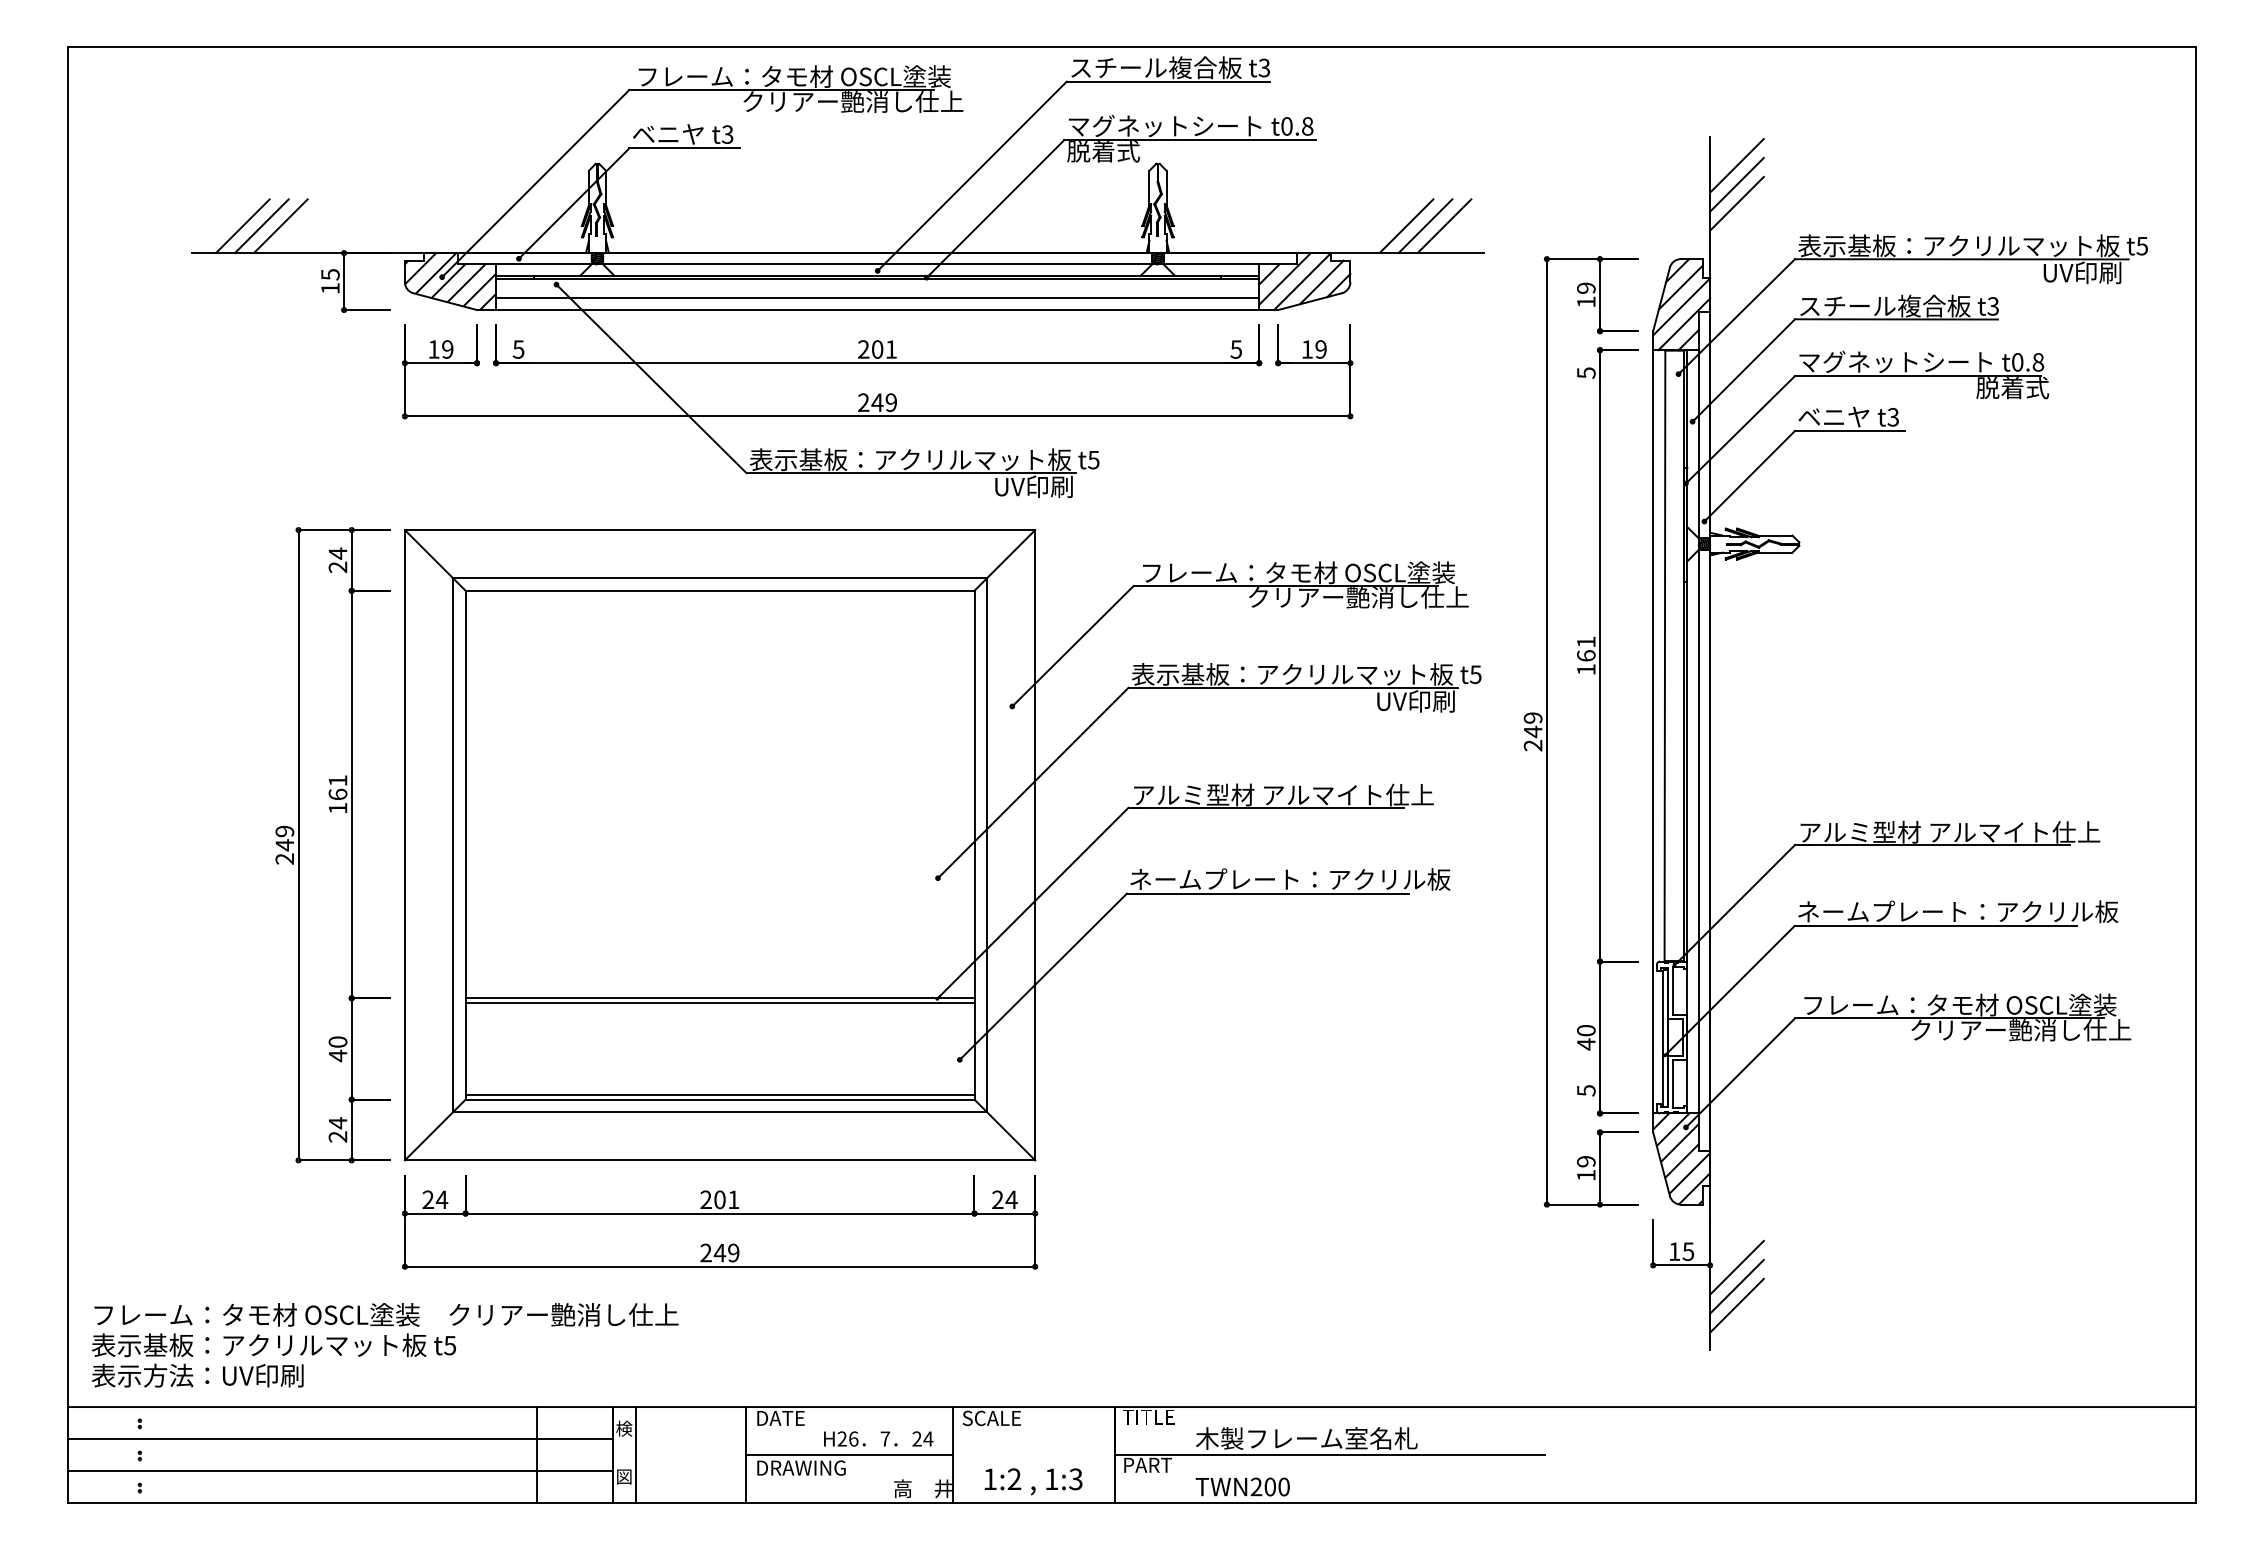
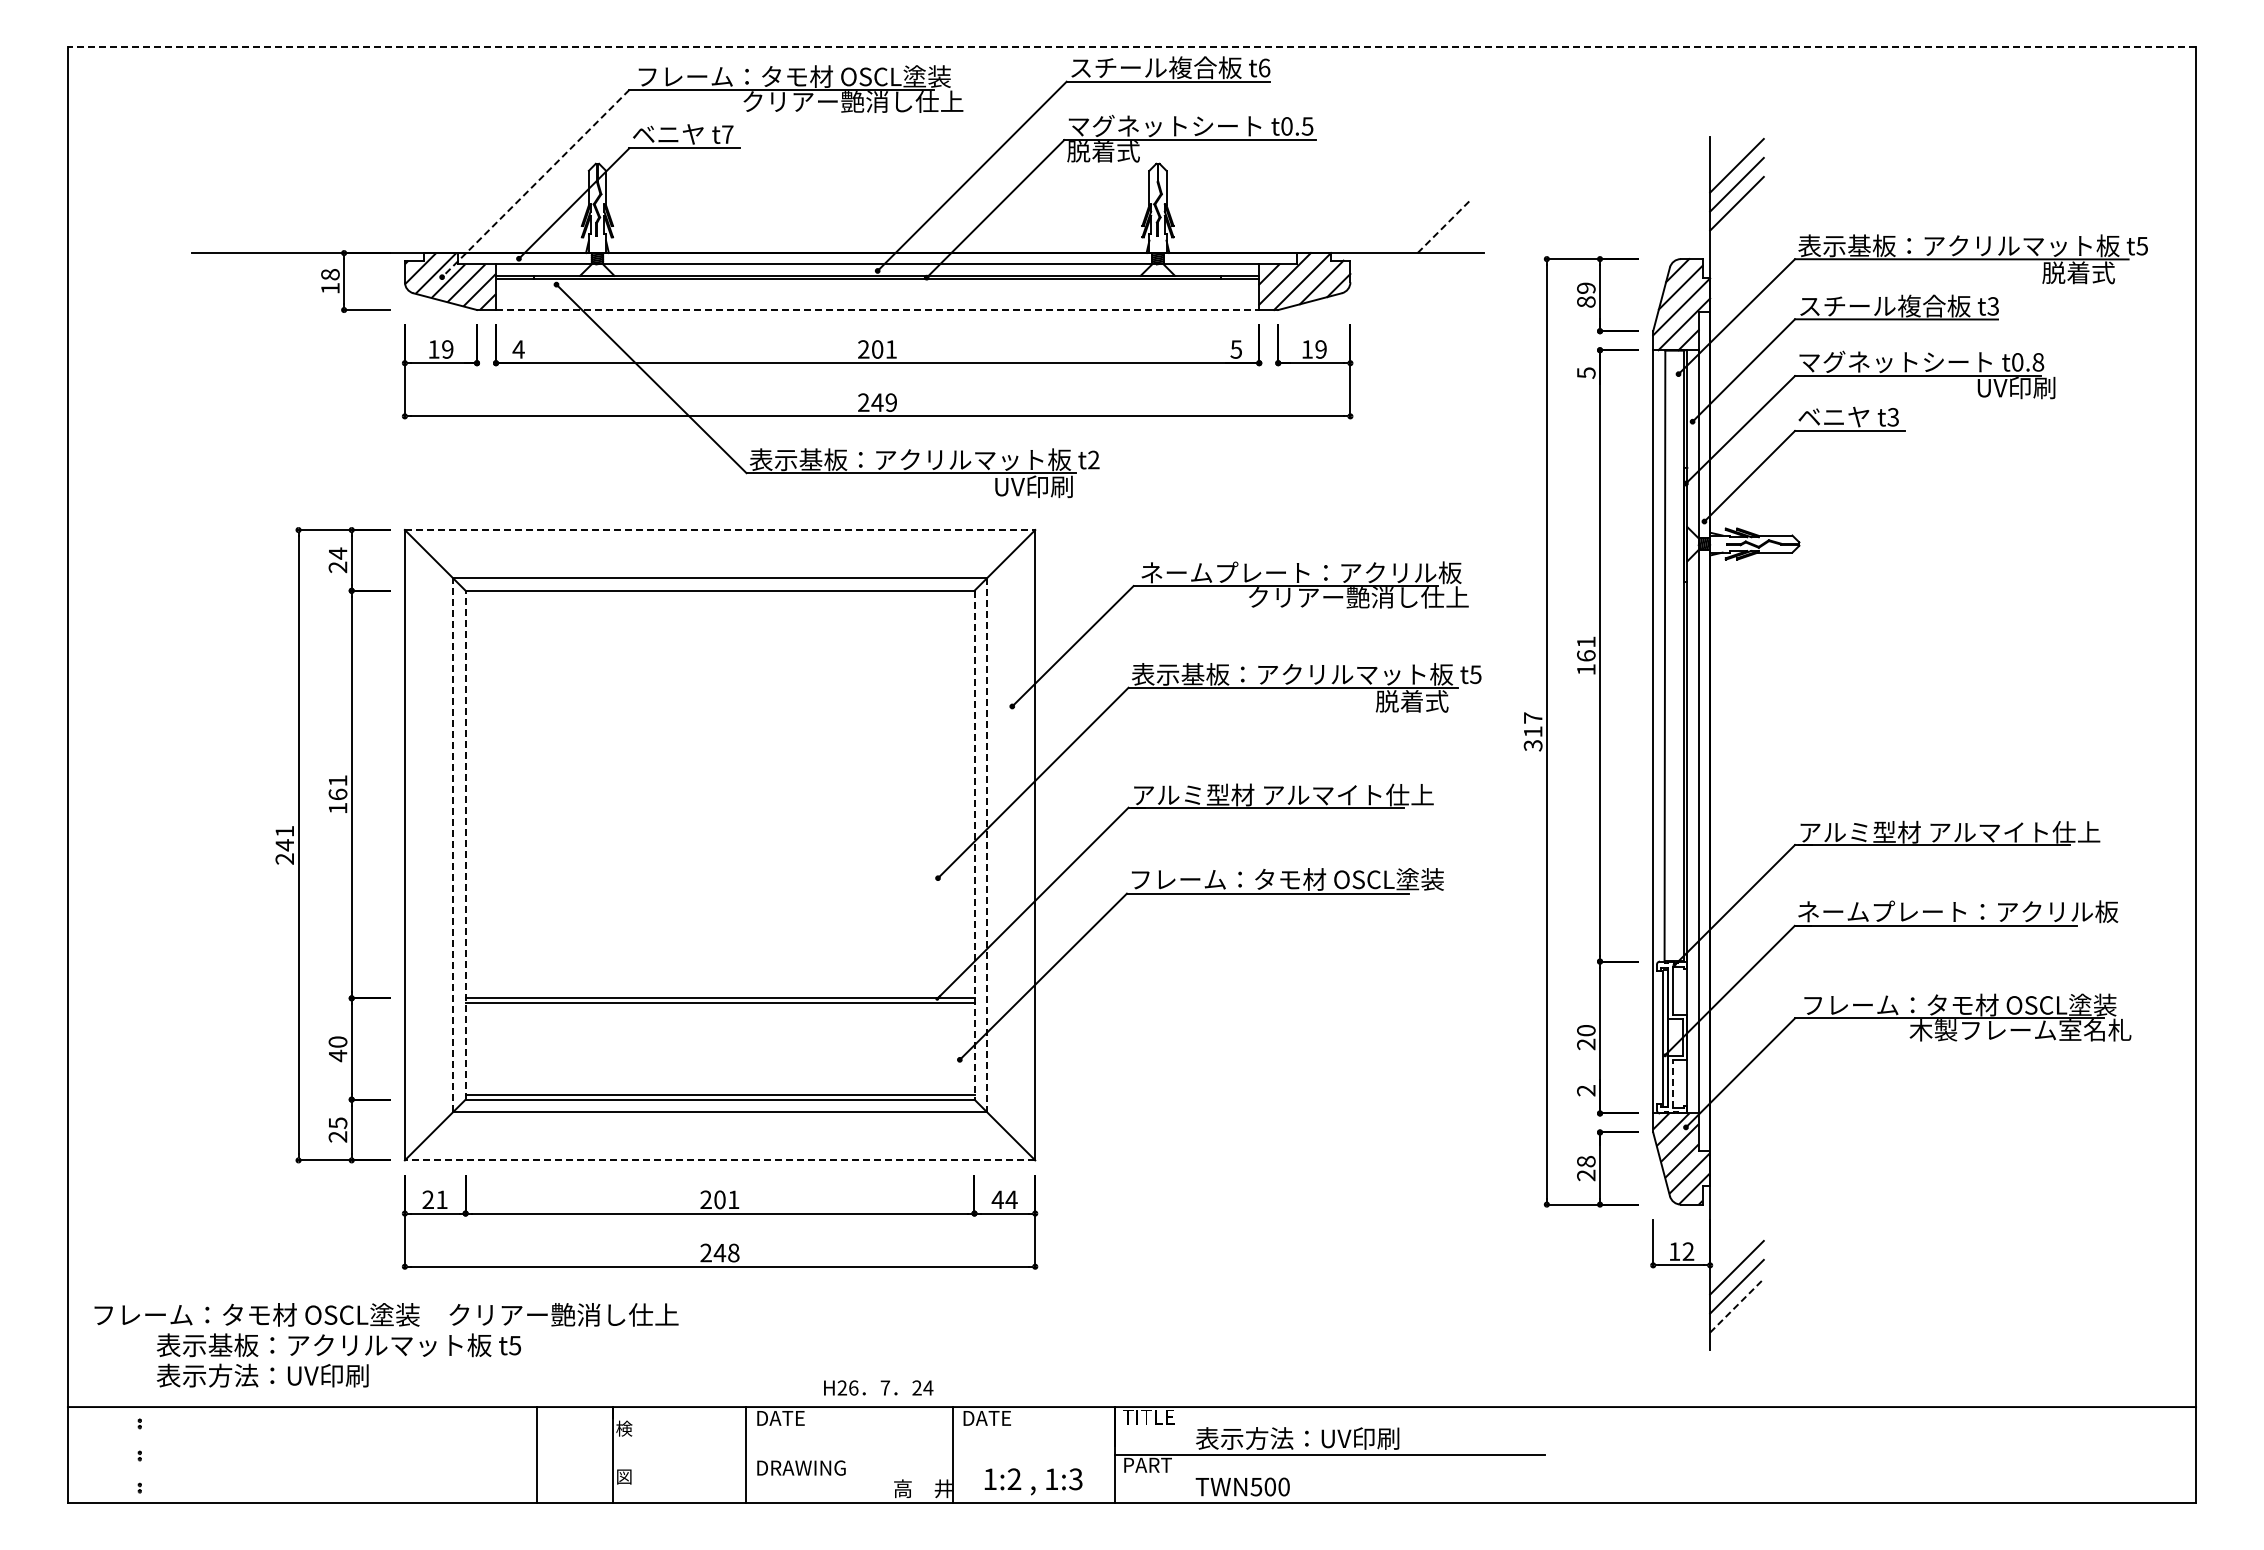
line: solid -> dashed (1131, 46)
text: t3 -> t6 (1264, 67)
text: t0.8 -> t0.5 (1307, 126)
text: t3 -> t7 (727, 134)
line: solid -> dashed (535, 183)
line: present -> none (242, 226)
line: present -> none (261, 226)
line: present -> none (280, 226)
line: present -> none (1406, 226)
line: present -> none (1425, 226)
line: solid -> dashed (1444, 226)
text: UV印刷 -> 脱着式 (2081, 272)
text: 15 -> 18 (330, 274)
line: present -> none (877, 297)
text: 19 -> 89 (1586, 301)
line: solid -> dashed (877, 310)
text: 5 -> 4 (518, 349)
text: 脱着式 -> UV印刷 (2015, 387)
text: t5 -> t2 (1093, 459)
line: solid -> dashed (720, 530)
text: フレーム：タモ材 OSCL塗装 -> ネームプレート：アクリル板 (1301, 572)
text: UV印刷 -> 脱着式 (1414, 701)
text: 249 -> 317 (1532, 731)
text: 249 -> 241 (284, 831)
line: solid -> dashed (453, 844)
line: solid -> dashed (465, 844)
line: solid -> dashed (974, 845)
line: solid -> dashed (987, 845)
text: ネームプレート：アクリル板 -> フレーム：タモ材 OSCL塗装 (1290, 879)
text: クリアー艶消し仕上 -> 木製フレーム室名札 (2020, 1029)
text: 40 -> 20 (1586, 1044)
line: solid -> dashed (1672, 1084)
text: 5 -> 2 (1586, 1090)
text: 24 -> 25 (338, 1123)
line: solid -> dashed (719, 1160)
text: 19 -> 28 (1586, 1168)
text: 24 -> 21 (441, 1199)
text: 24 -> 44 (997, 1199)
text: 15 -> 12 (1688, 1251)
text: 249 -> 248 (733, 1252)
line: solid -> dashed (1736, 1305)
text position: (273, 1360) -> (338, 1360) (338, 1360)
text: SCALE -> DATE (991, 1418)
text position: (878, 1438) -> (878, 1387) (878, 1387)
text: 木製フレーム室名札 -> 表示方法：UV印刷 (1306, 1438)
line: present -> none (339, 1439)
line: present -> none (635, 1455)
line: present -> none (848, 1455)
line: present -> none (339, 1471)
text: TWN200 -> TWN500 (1256, 1486)
